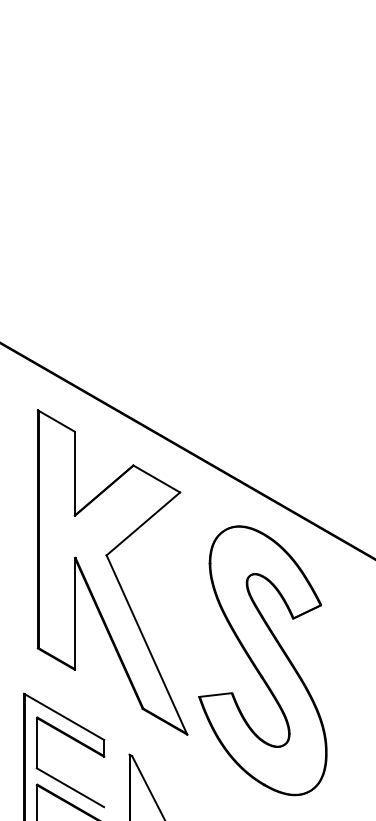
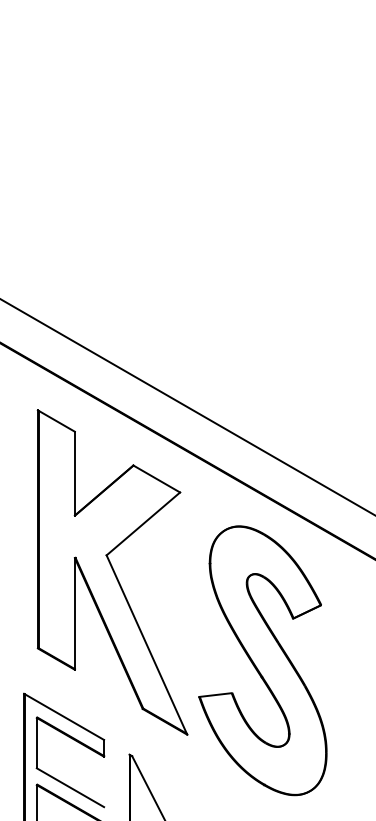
line: none -> present (187, 407)
